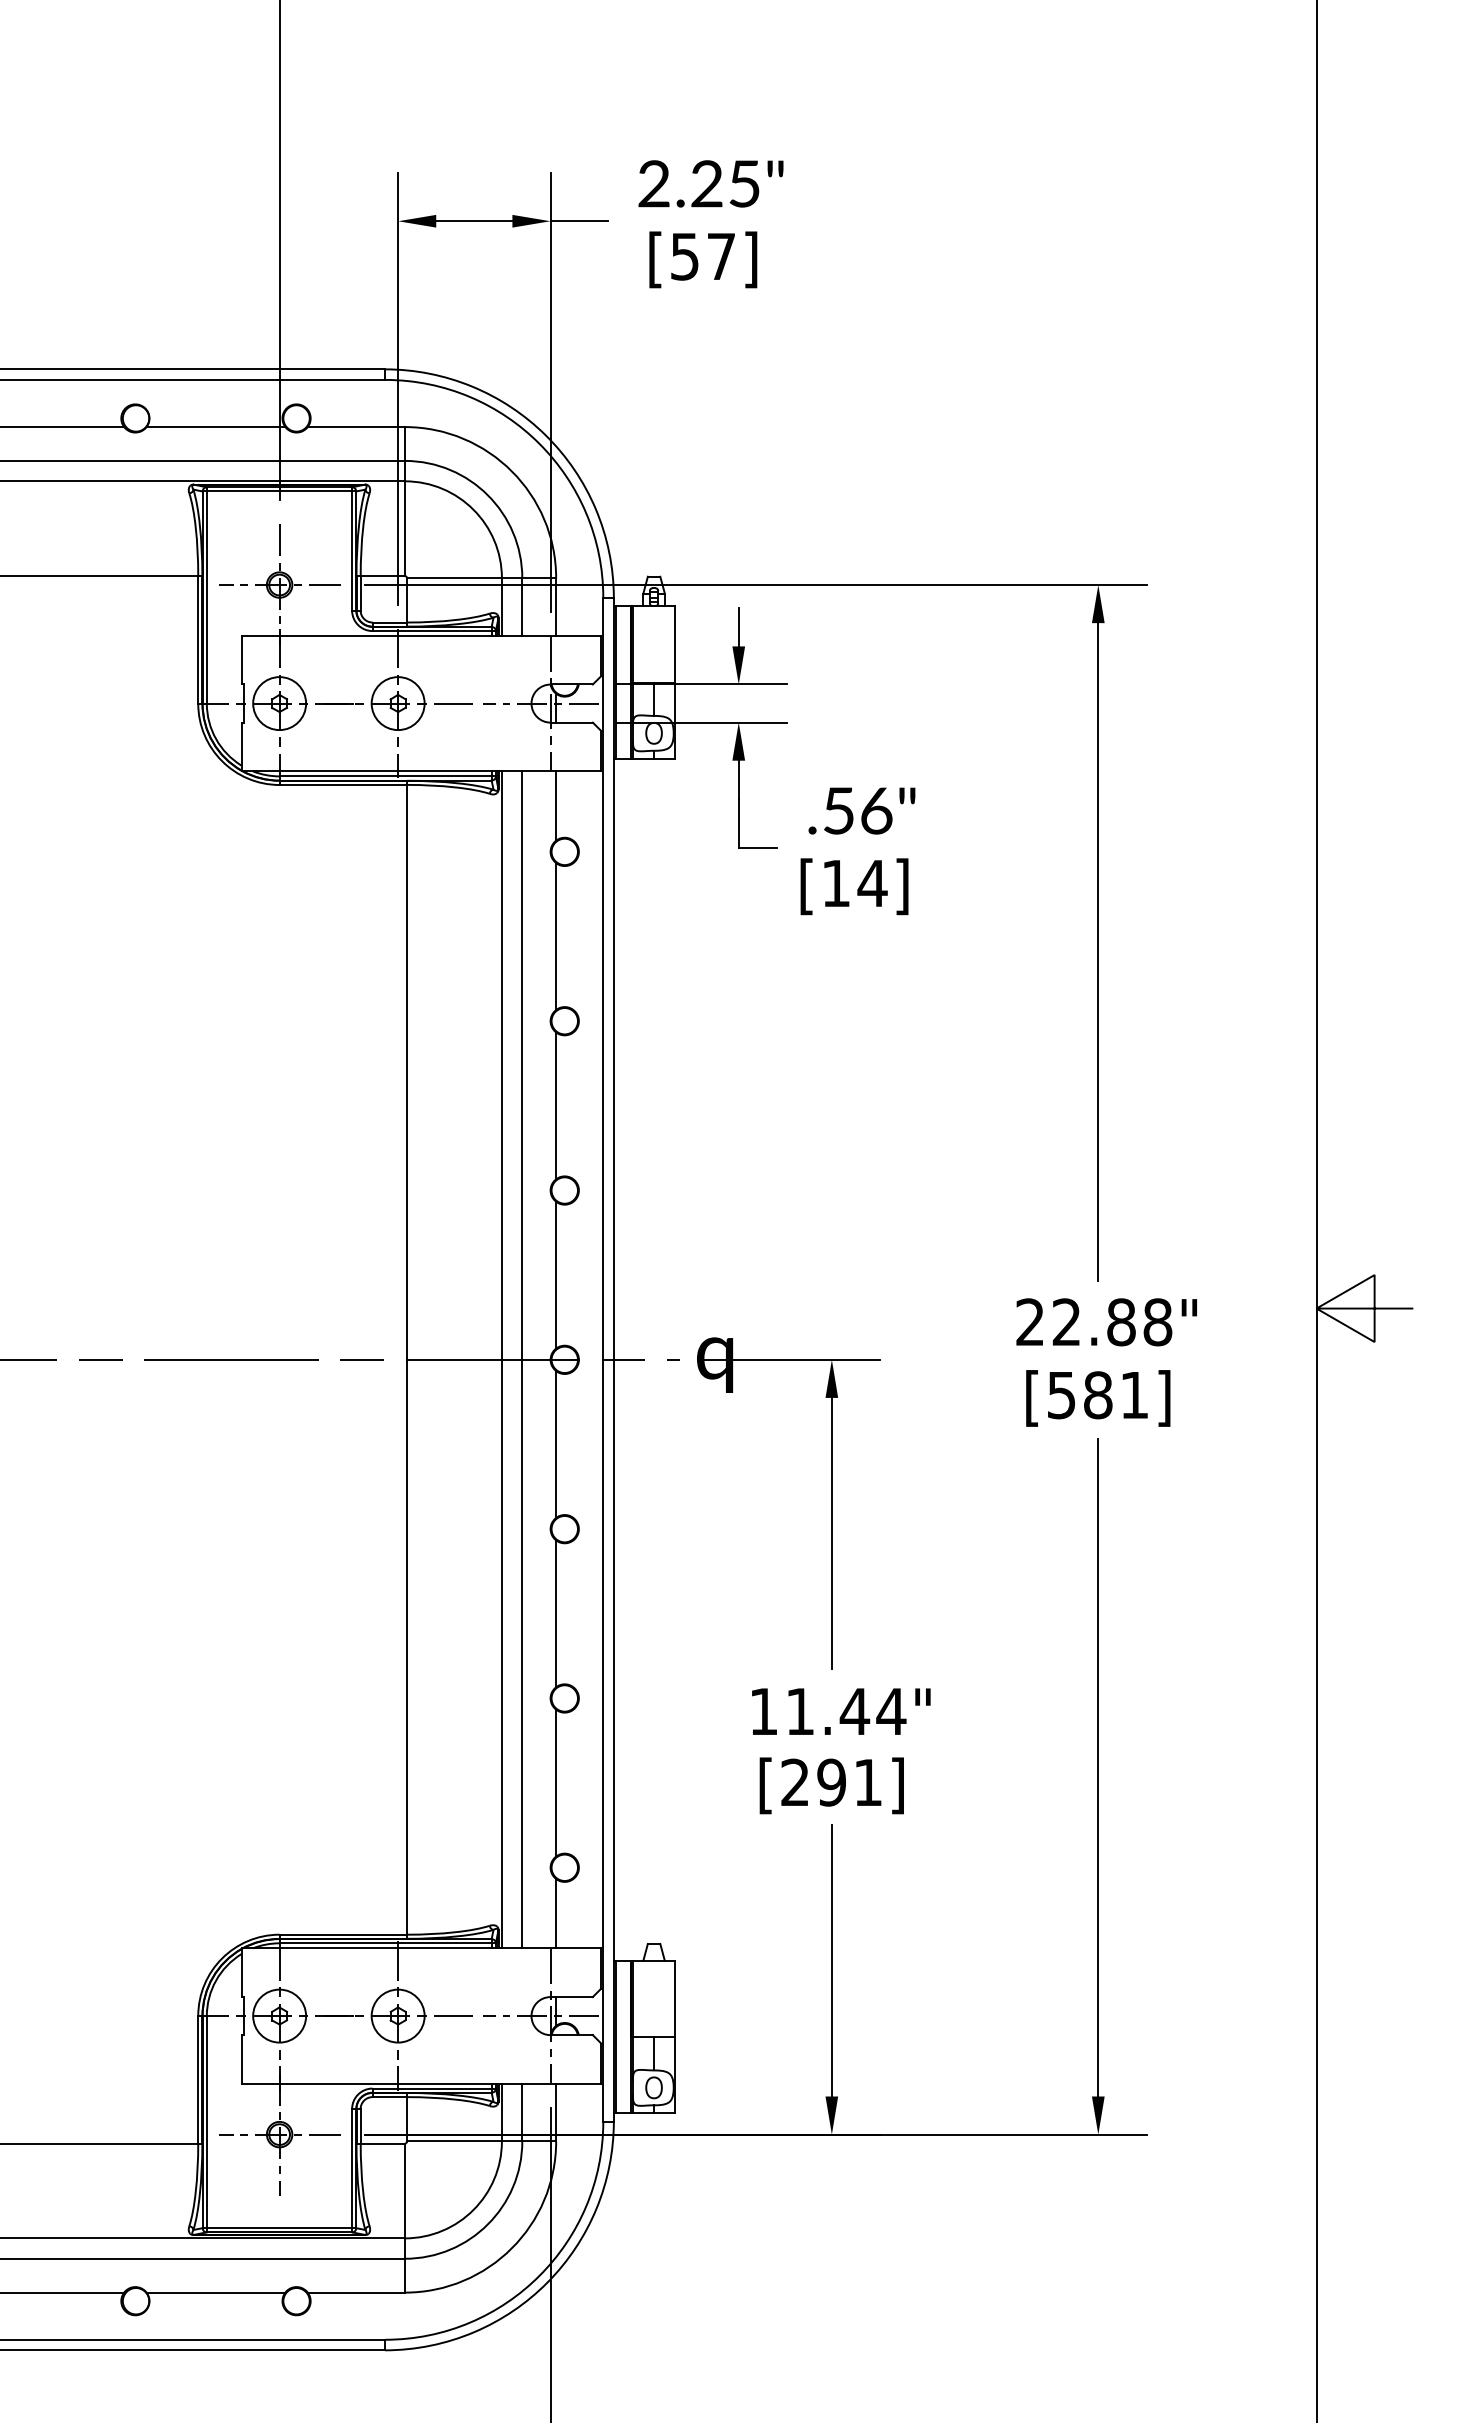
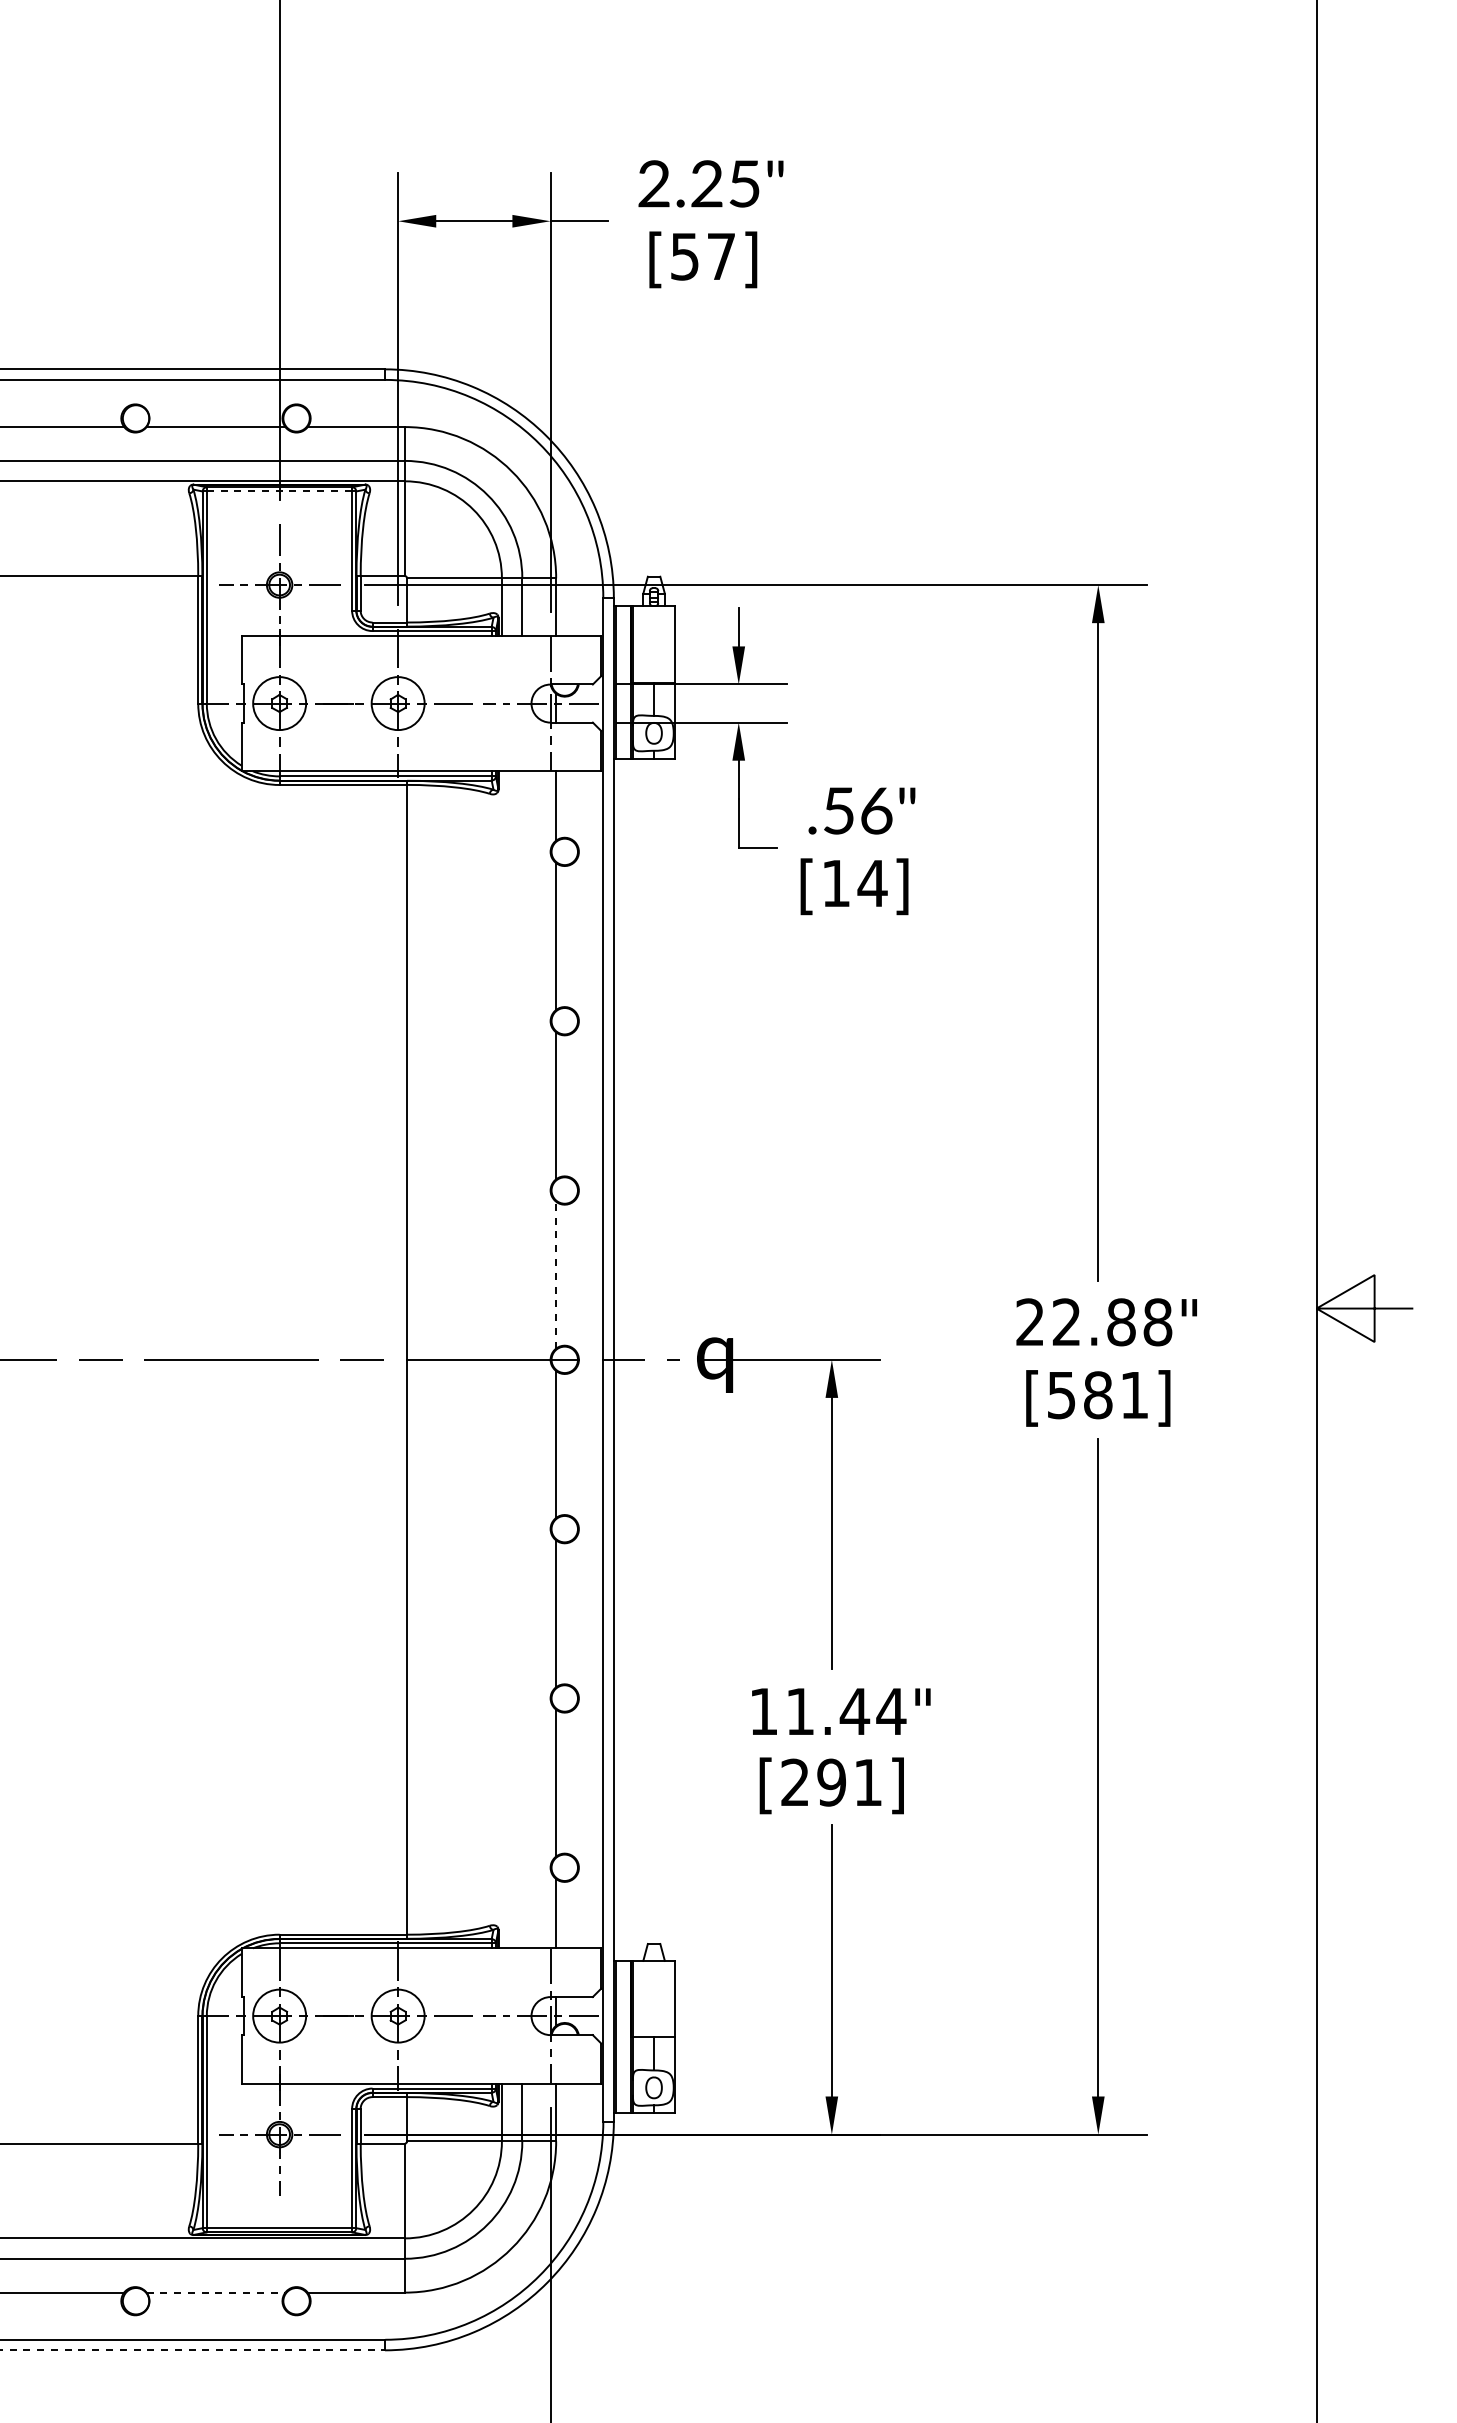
line: solid -> dashed (279, 491)
line: solid -> dashed (556, 1274)
line: present -> none (501, 1359)
line: present -> none (522, 1359)
line: solid -> dashed (216, 2292)
line: solid -> dashed (193, 2350)
